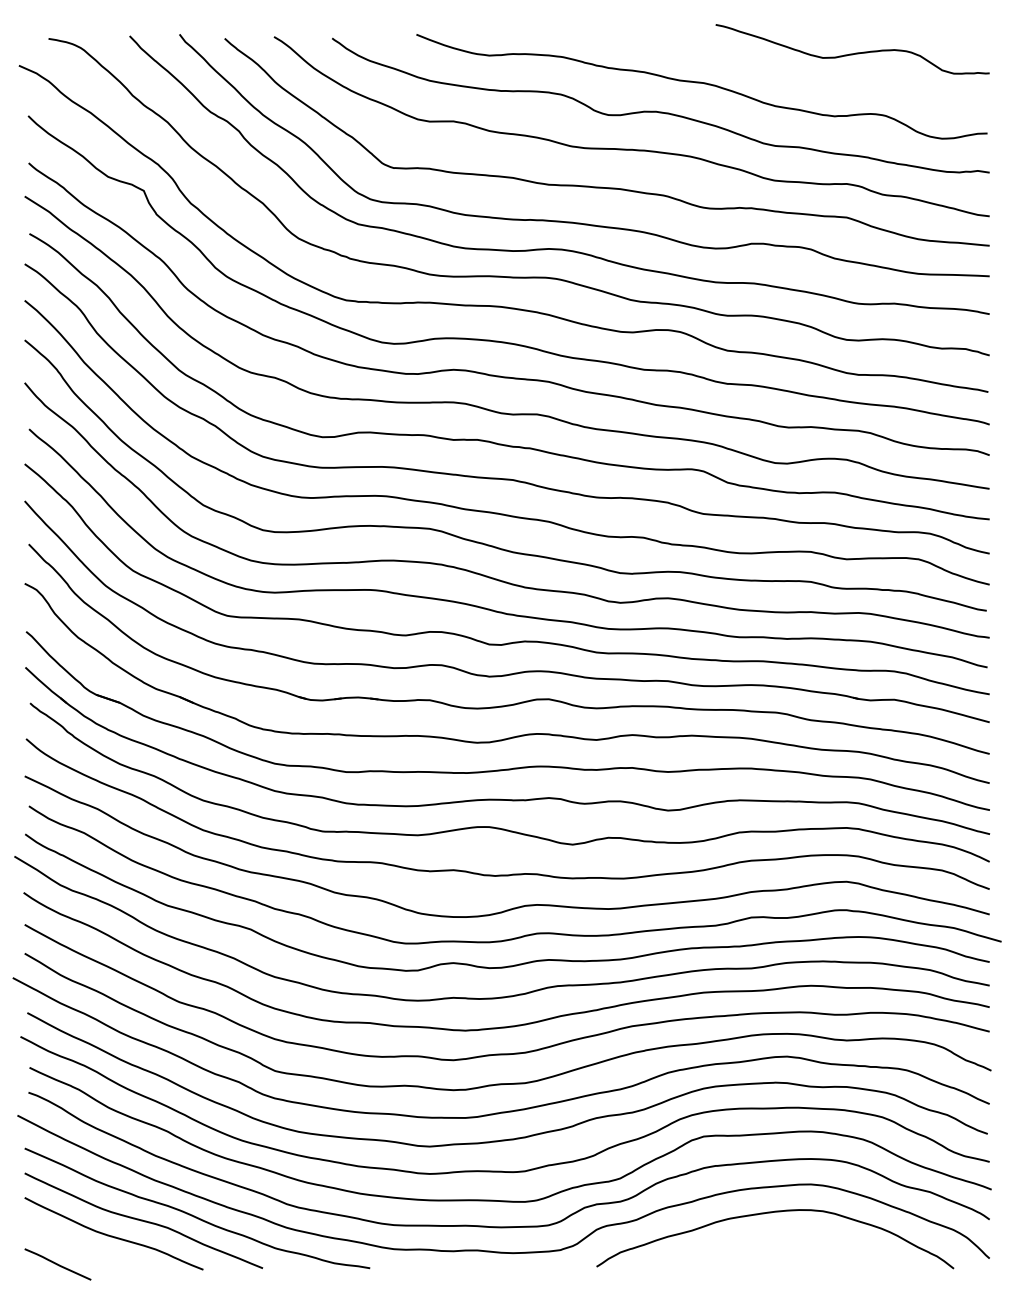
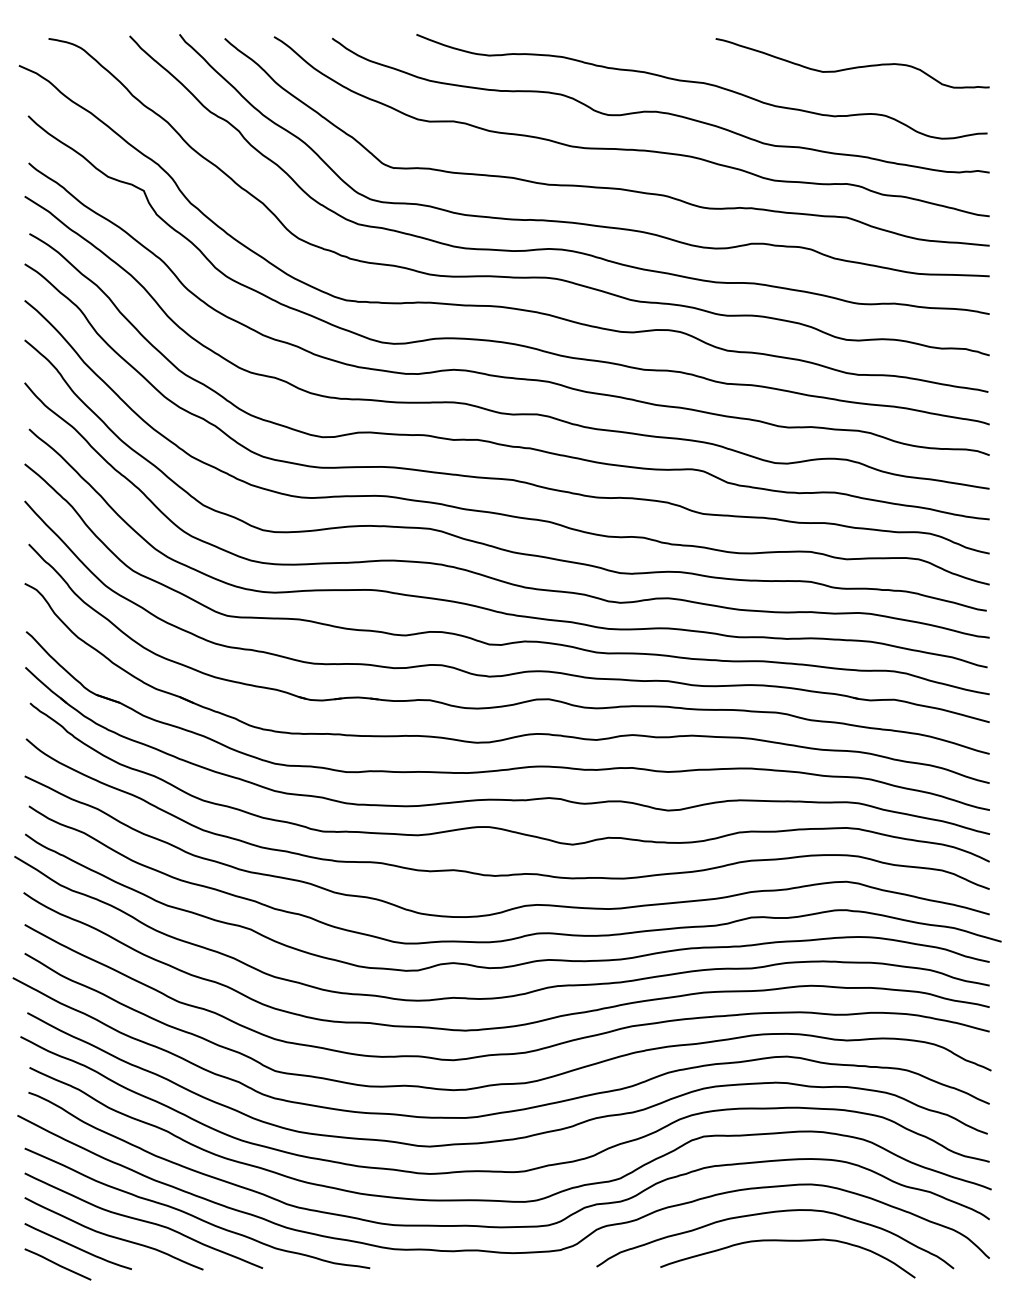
curve position: (852, 53) -> (852, 67) (852, 67)
curve: none -> present (787, 1241)
curve: none -> present (76, 1246)
